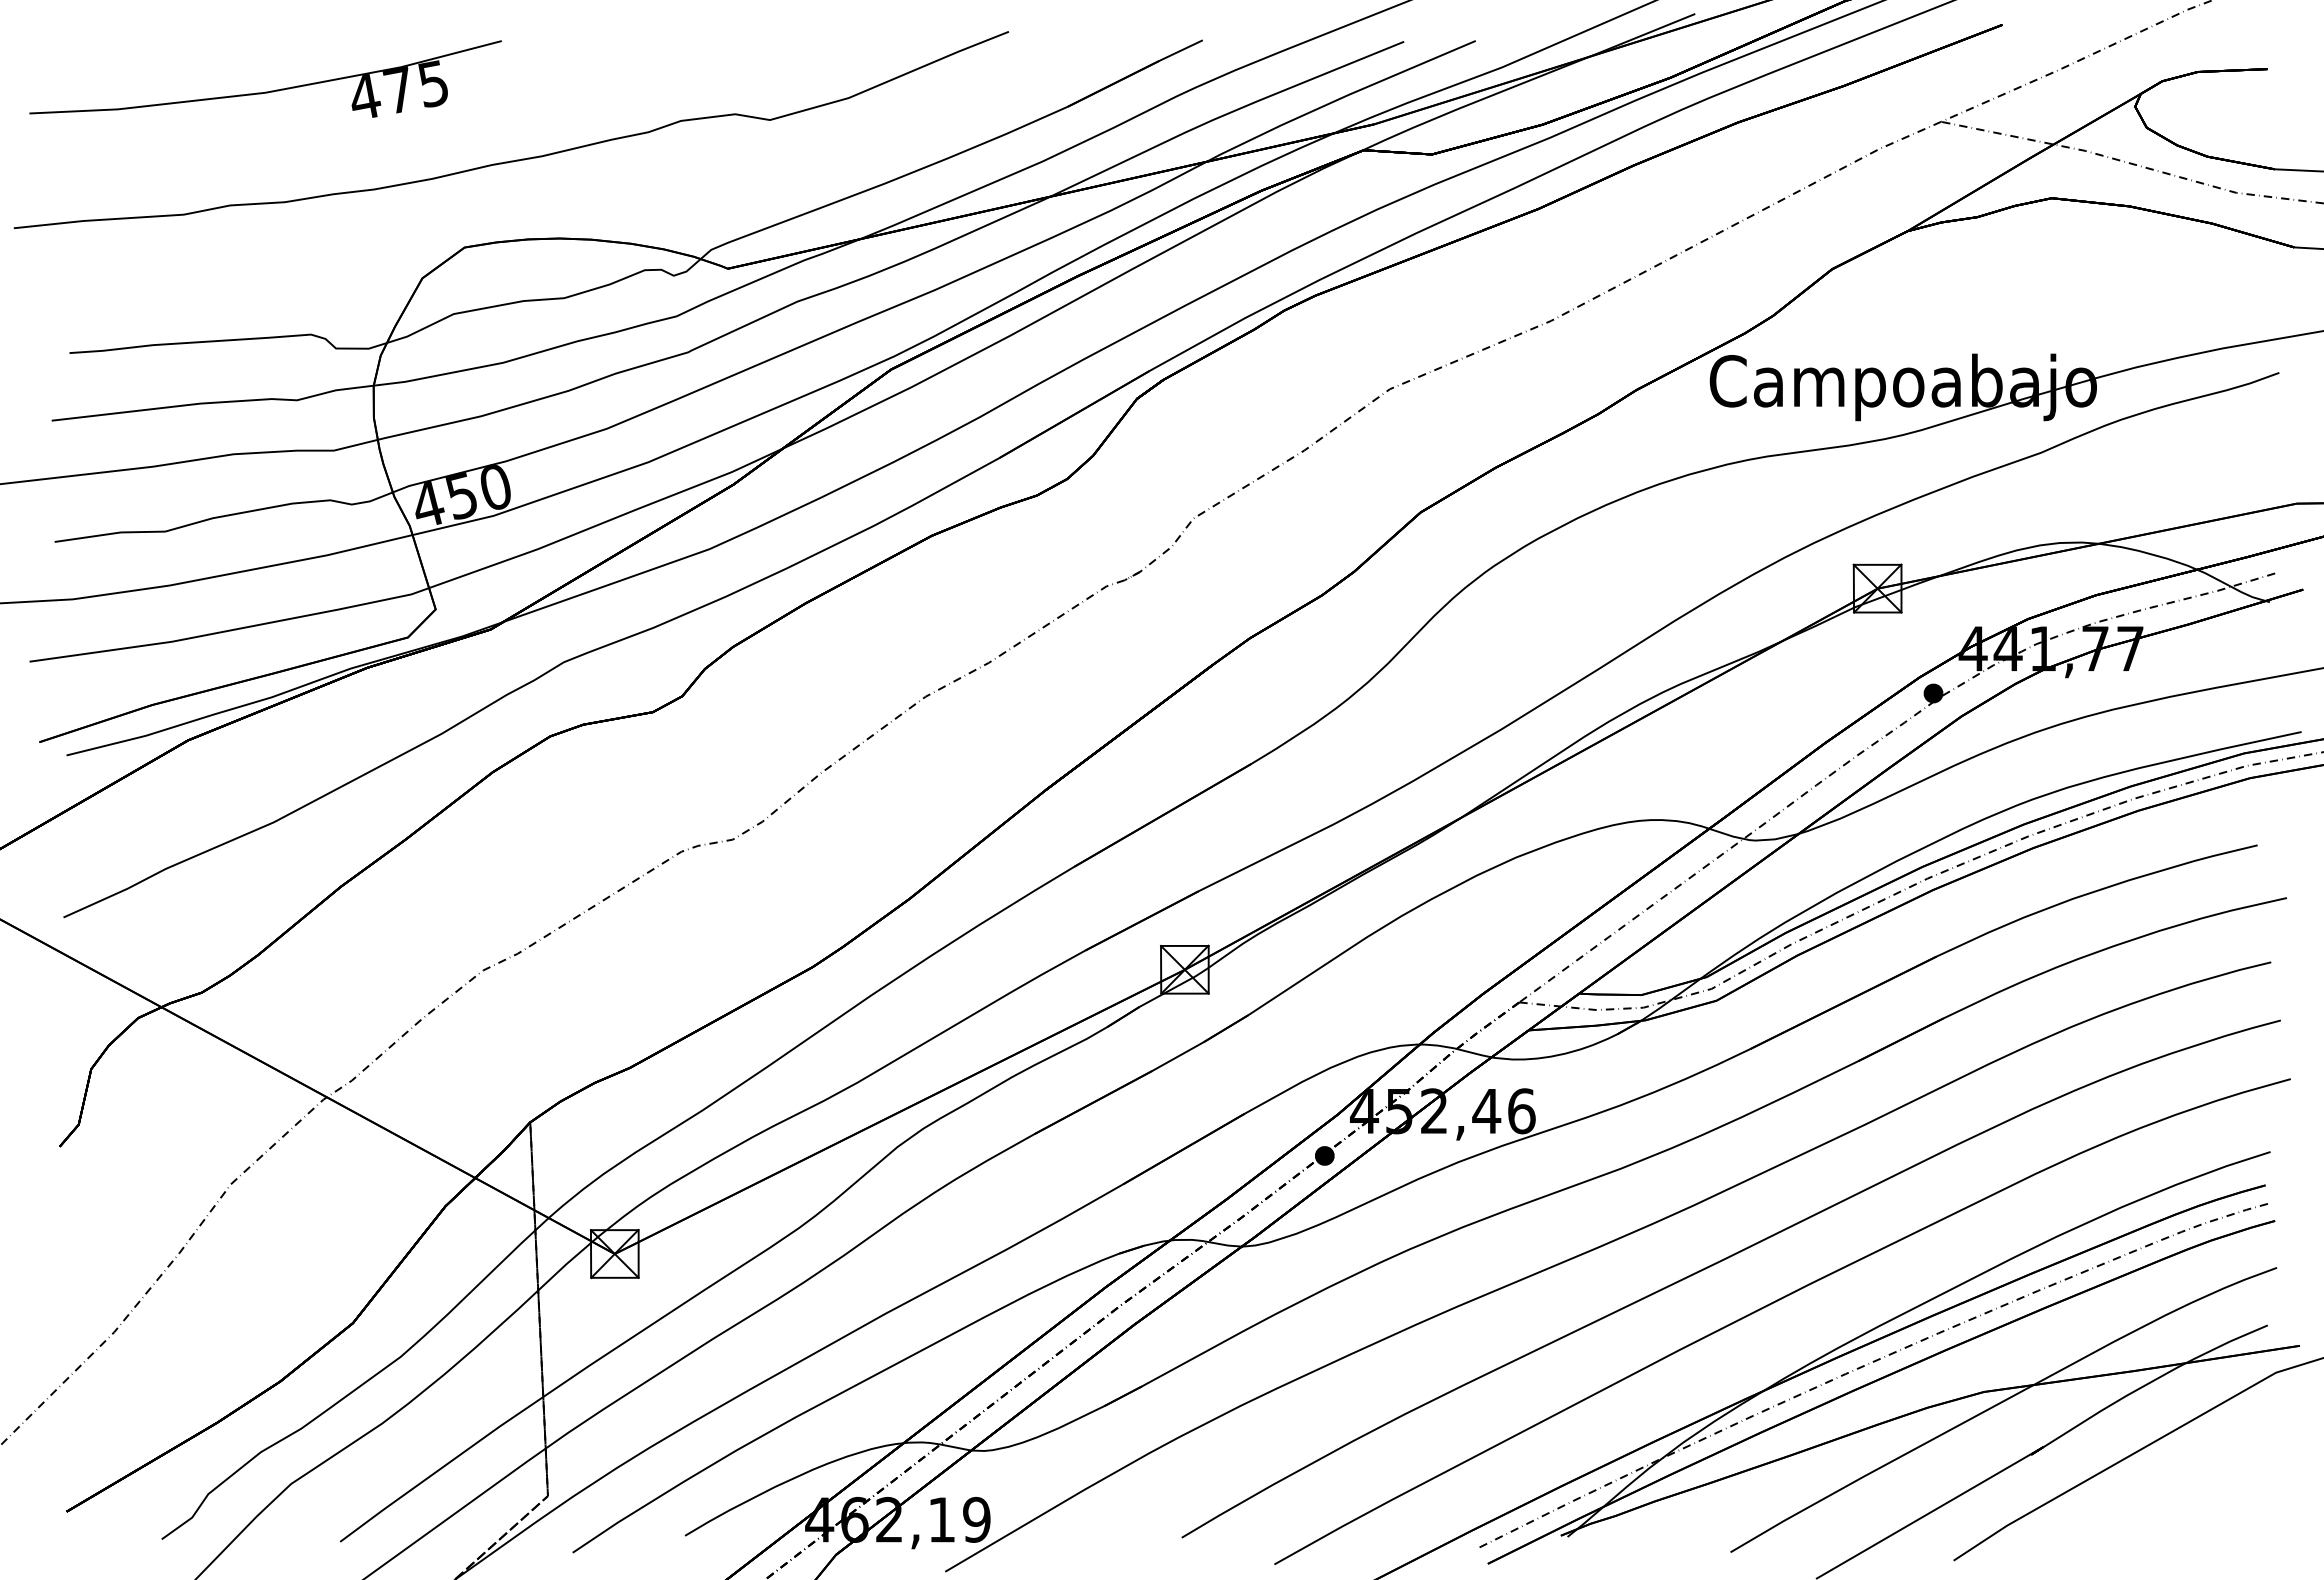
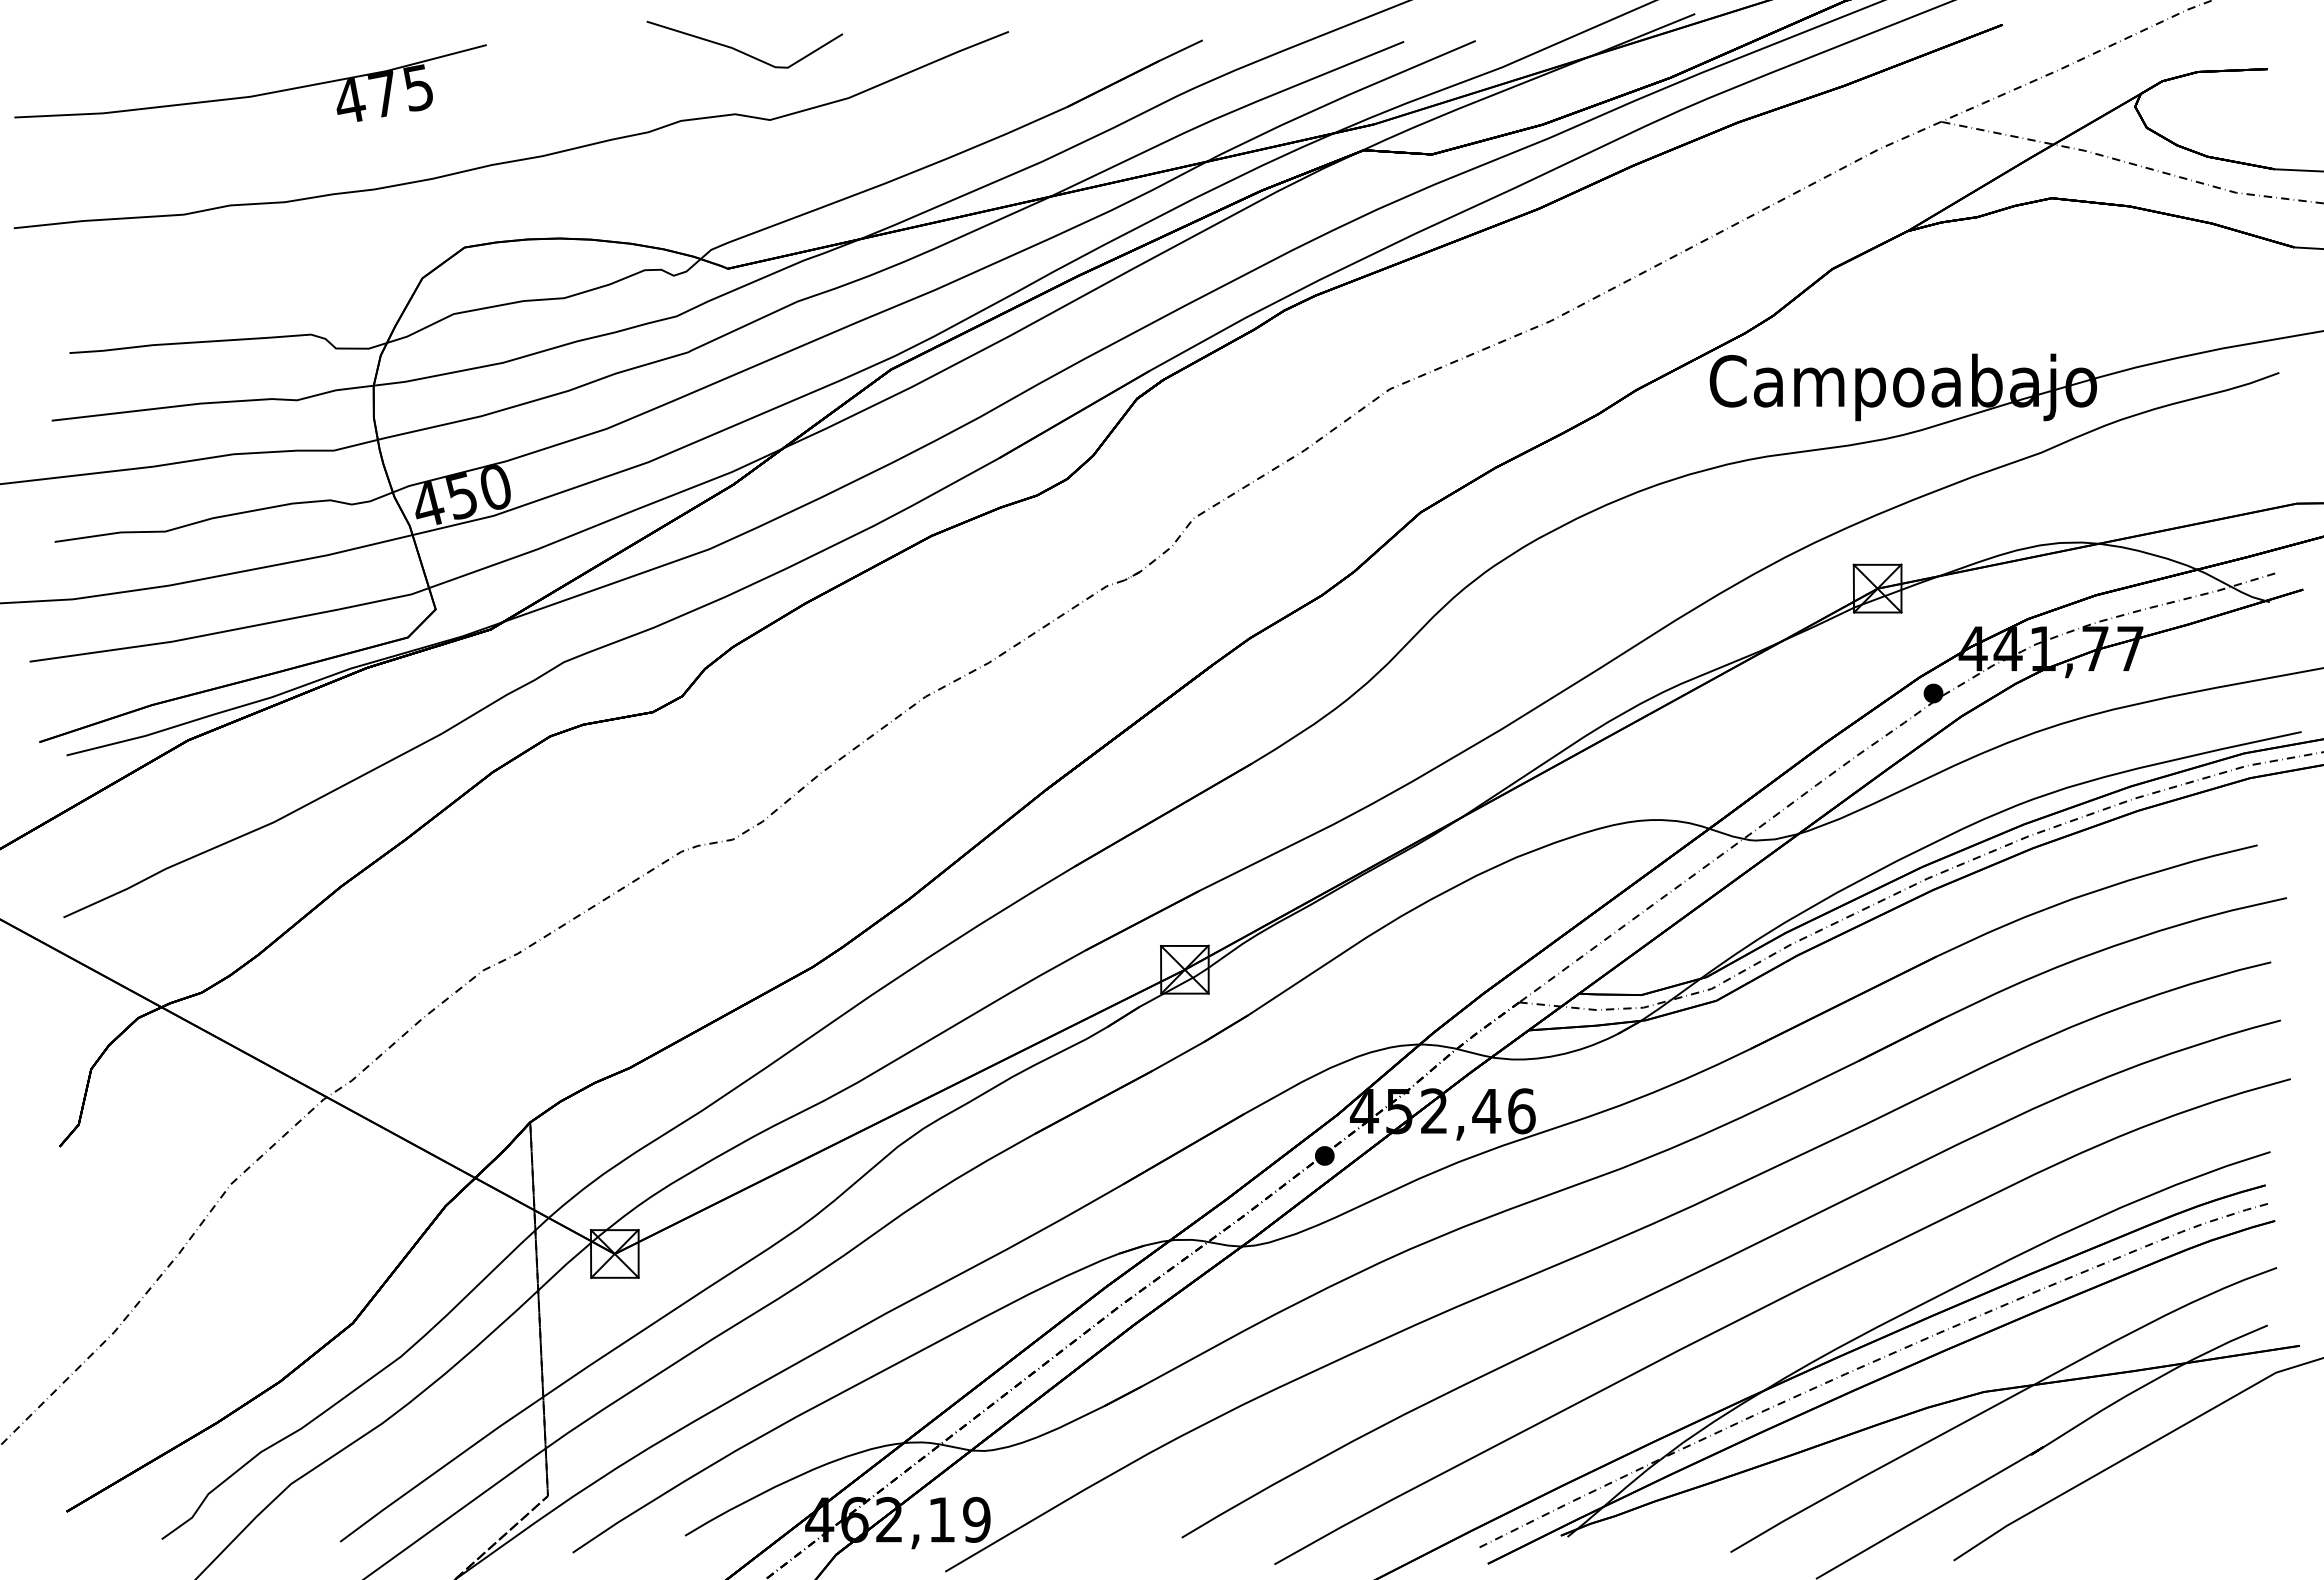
line: none -> present (740, 50)
part position: (270, 90) -> (255, 94) (255, 94)
